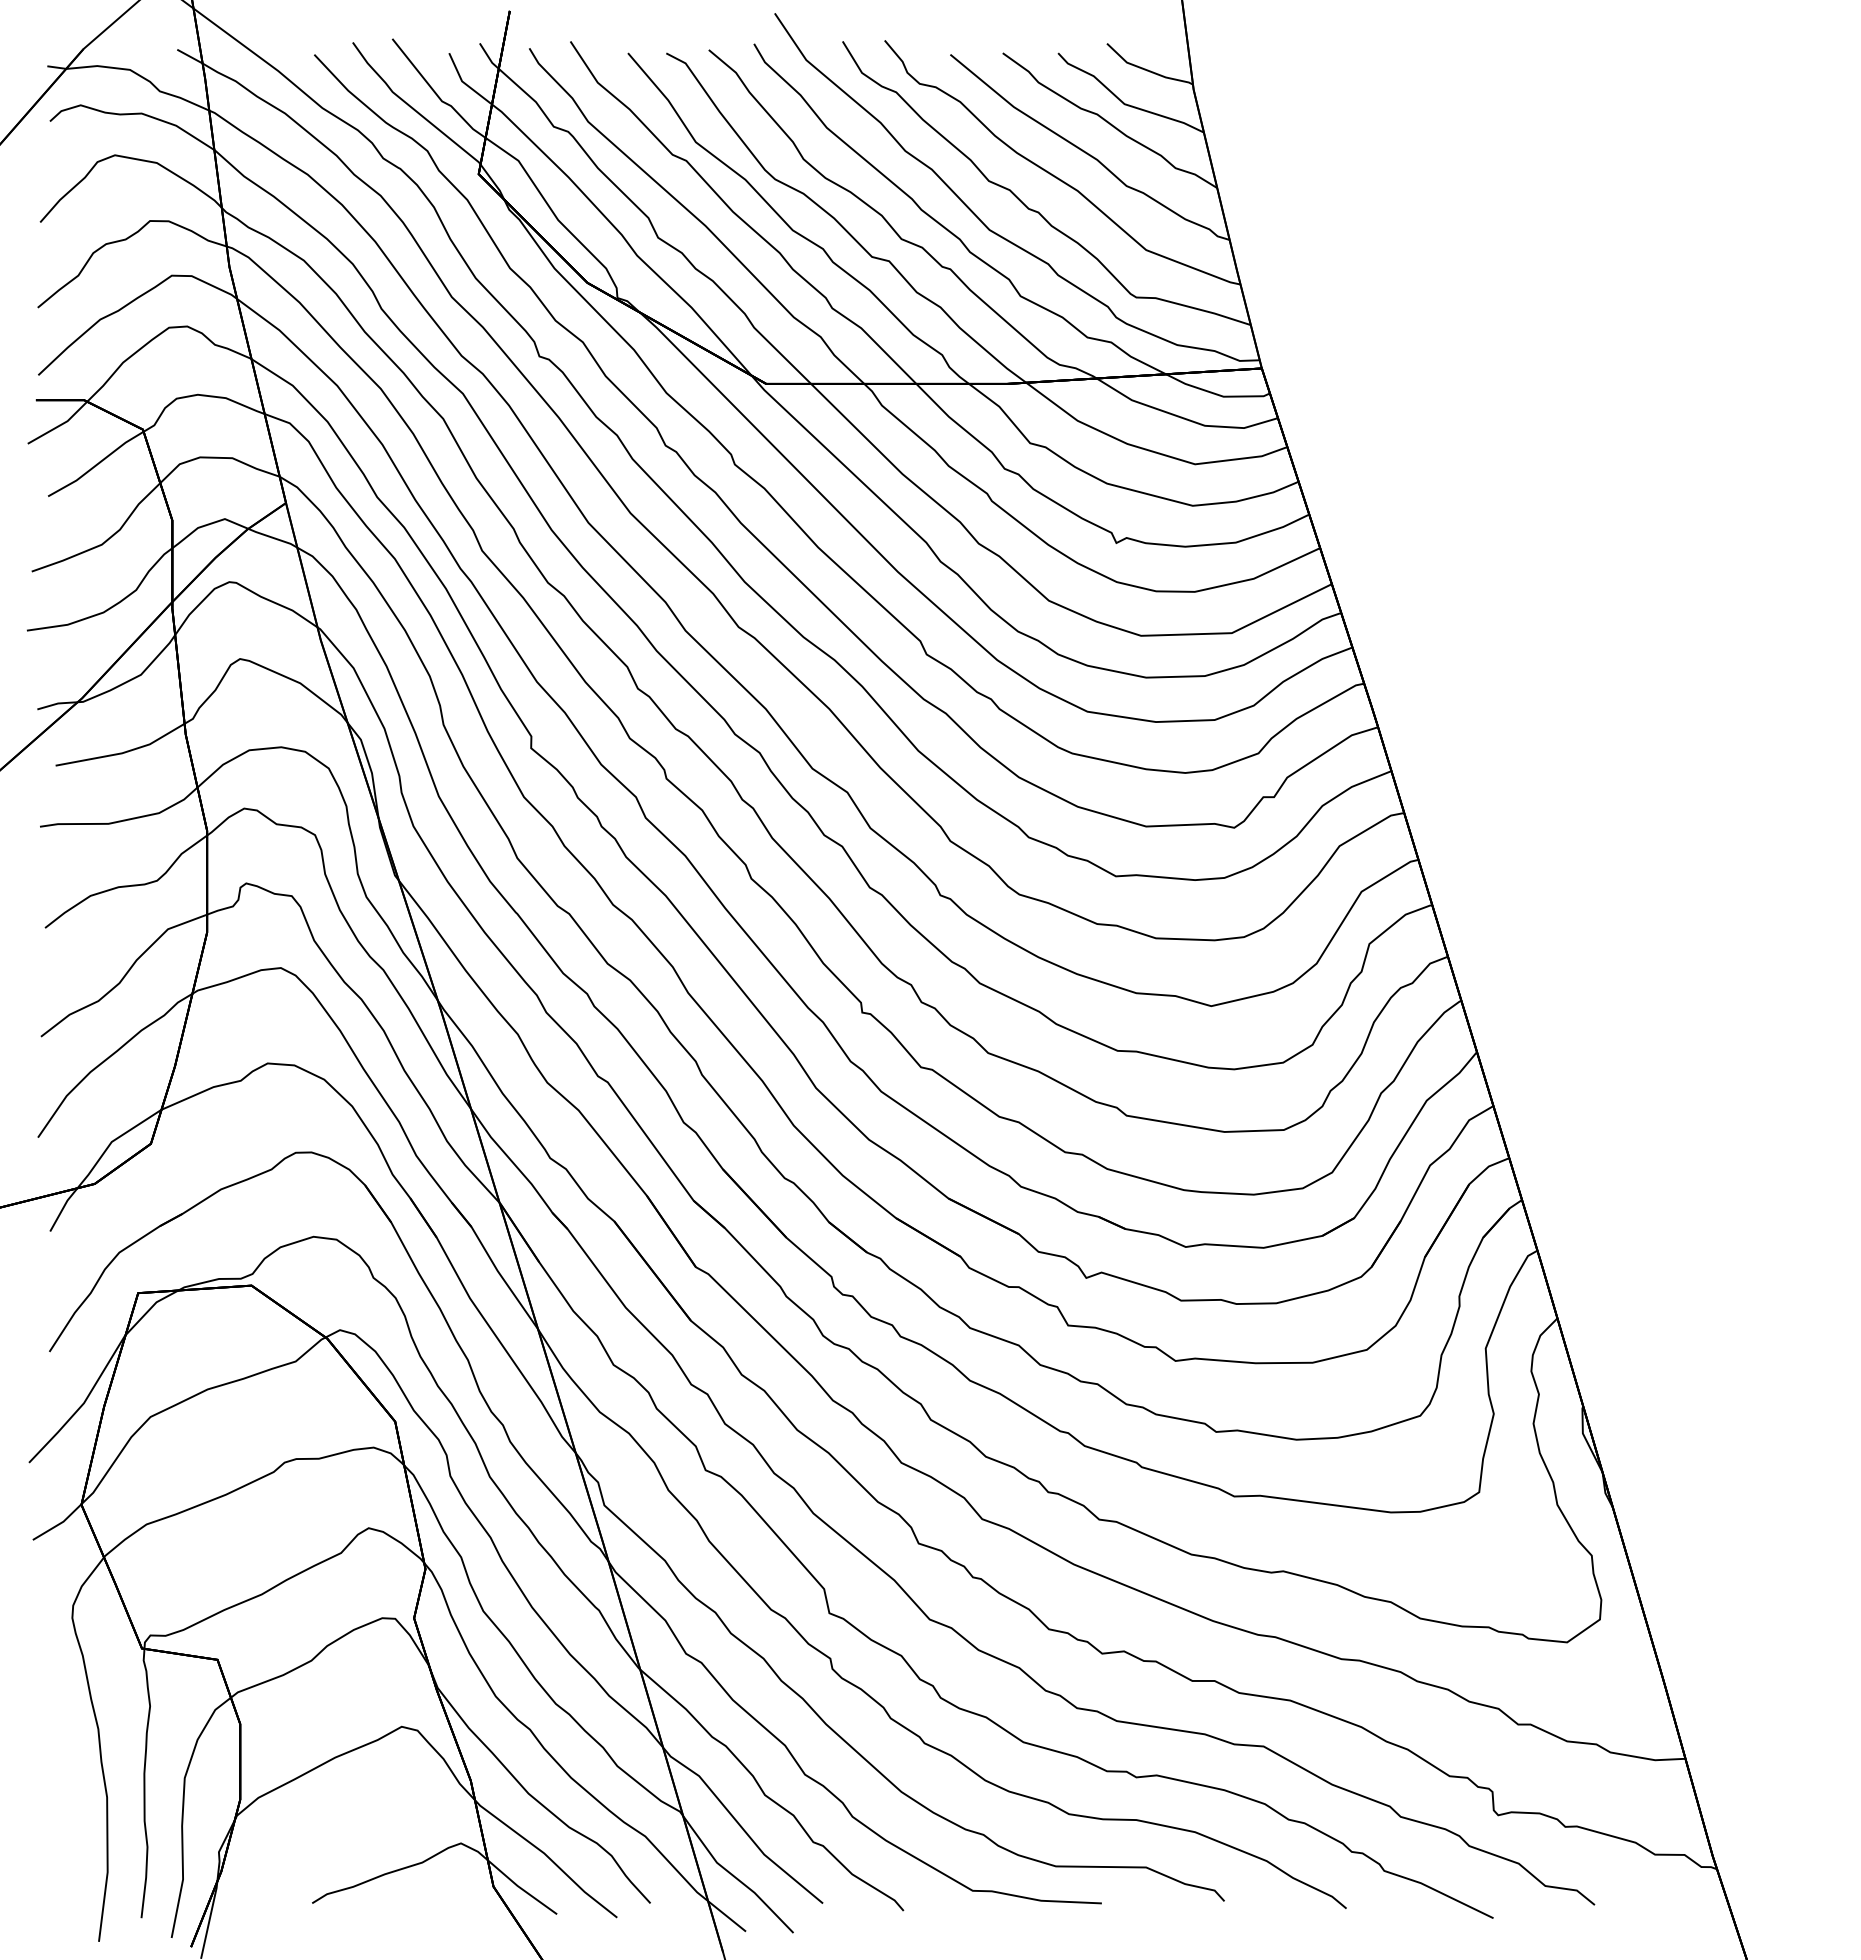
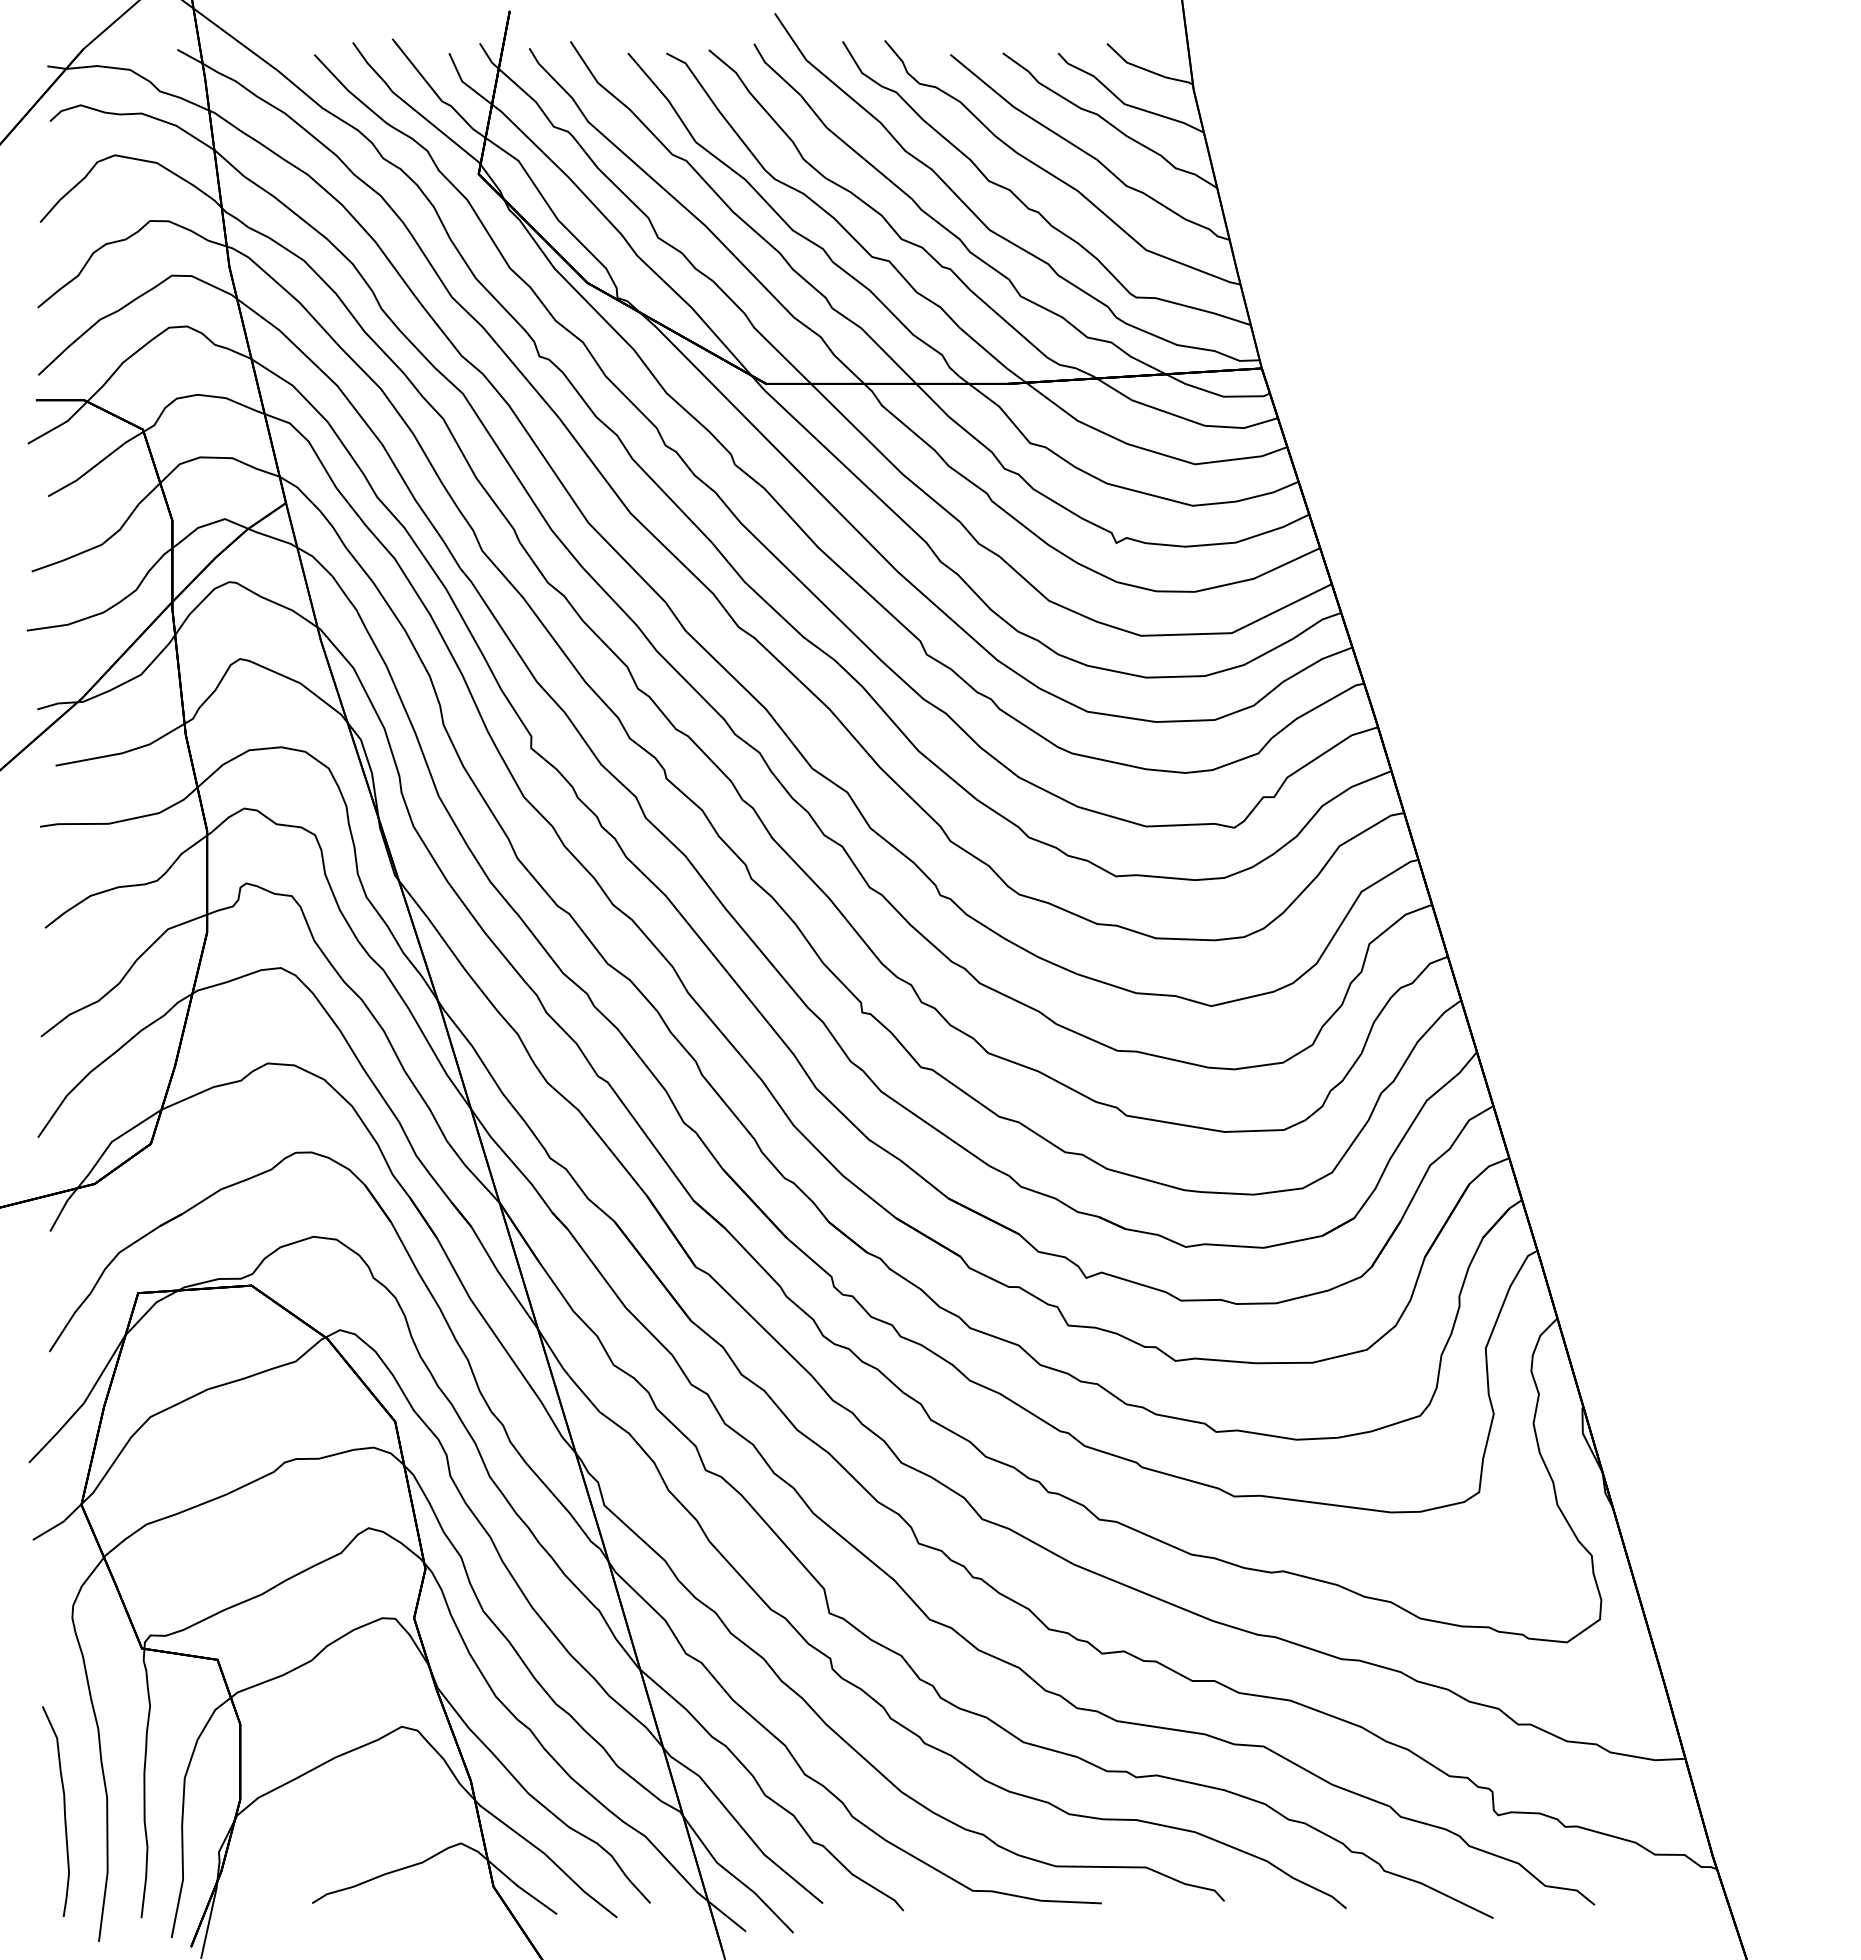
curve: none -> present (63, 1809)
